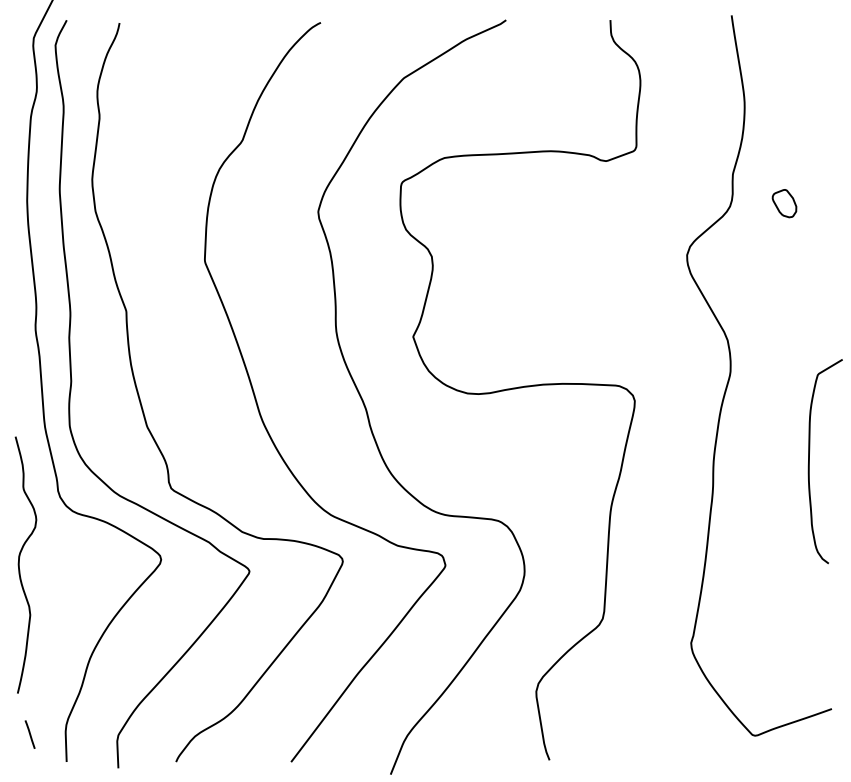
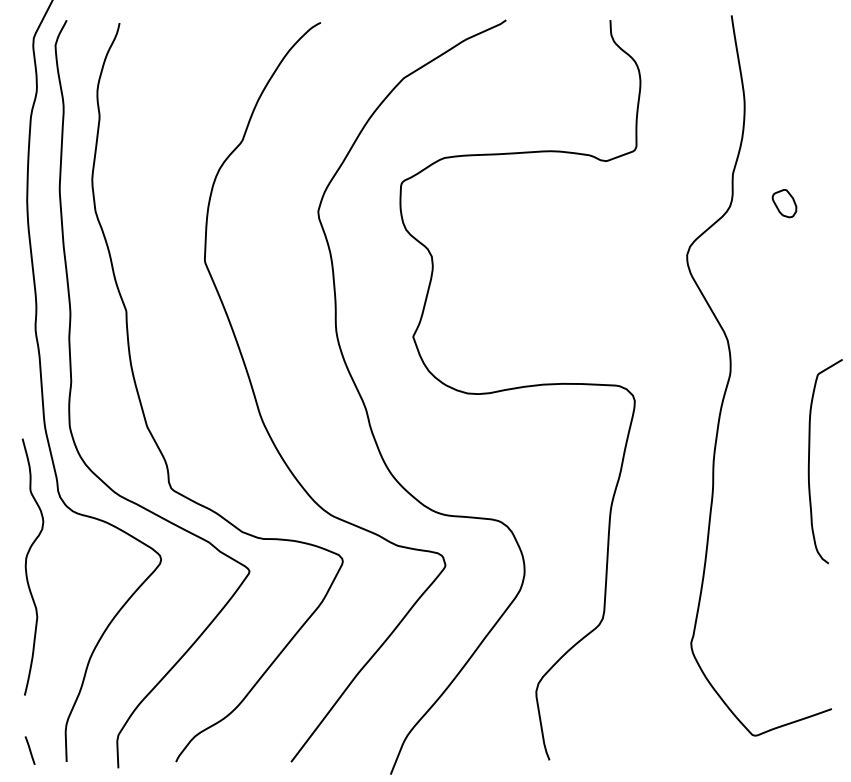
curve position: (19, 564) -> (26, 566) (26, 566)
line position: (29, 734) -> (29, 750) (29, 750)
